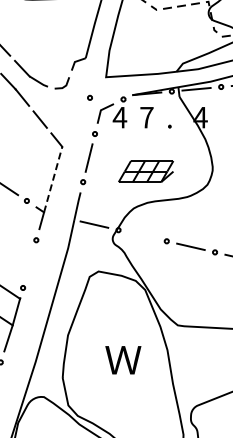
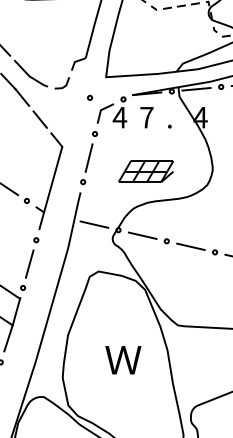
line: dashed -> solid (53, 179)
line: none -> present (142, 235)
line: none -> present (29, 263)
